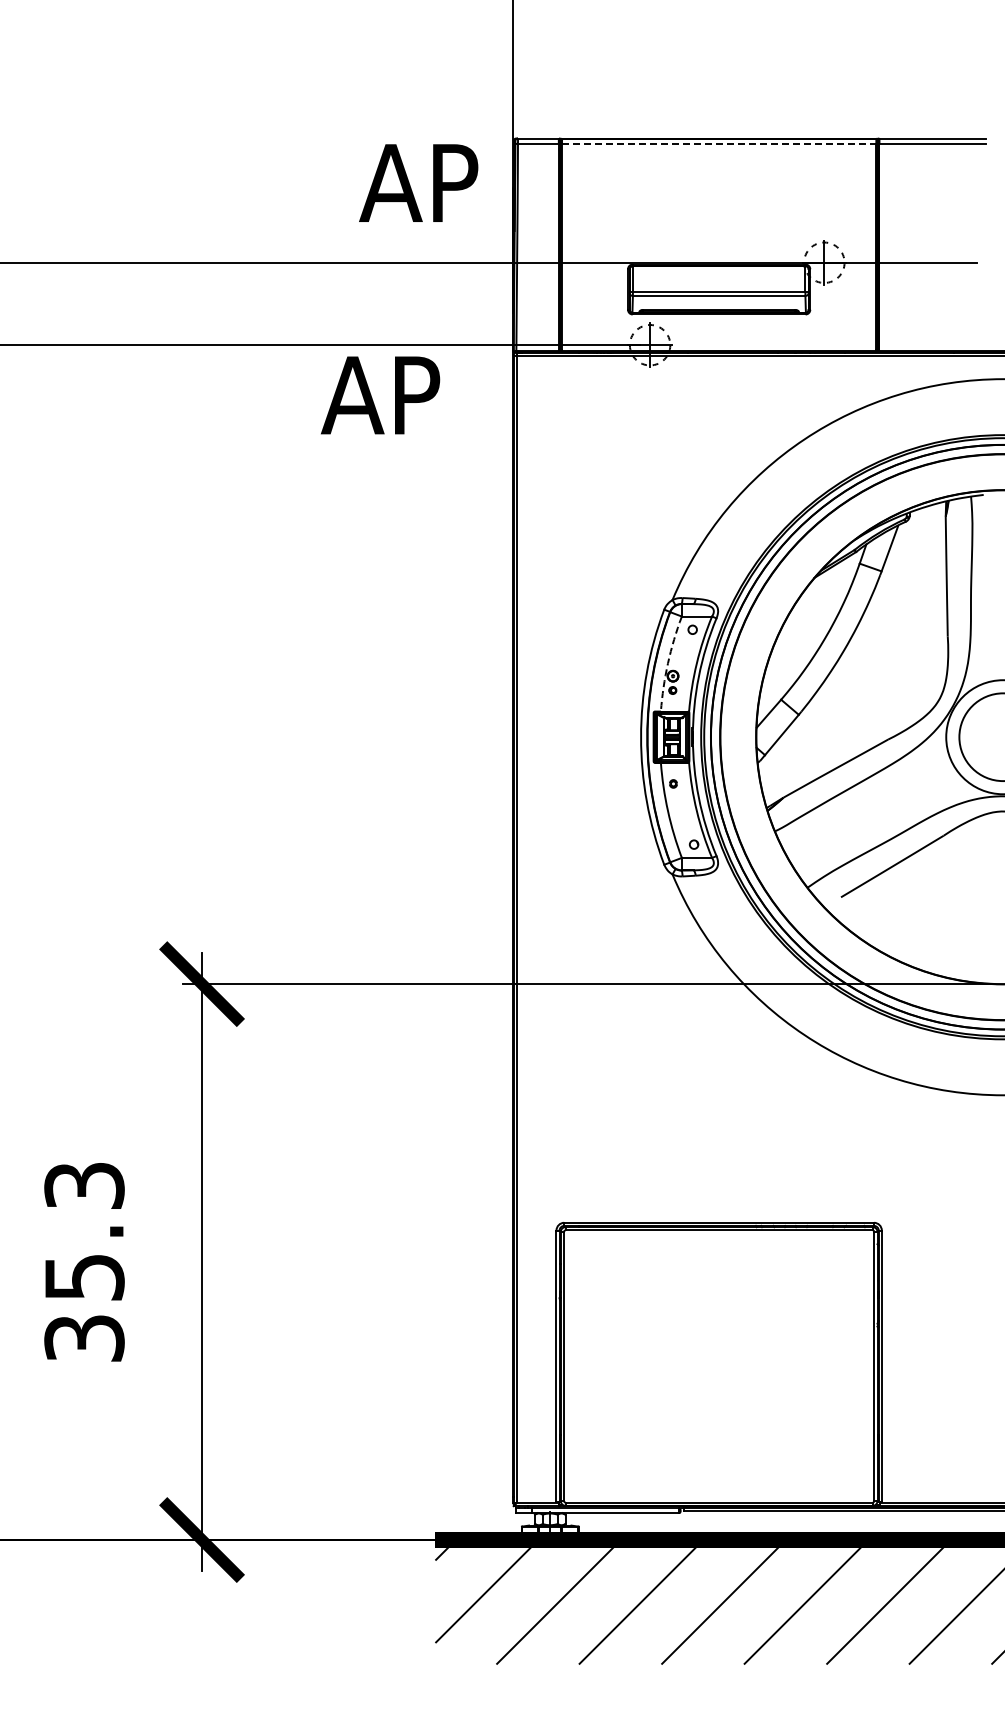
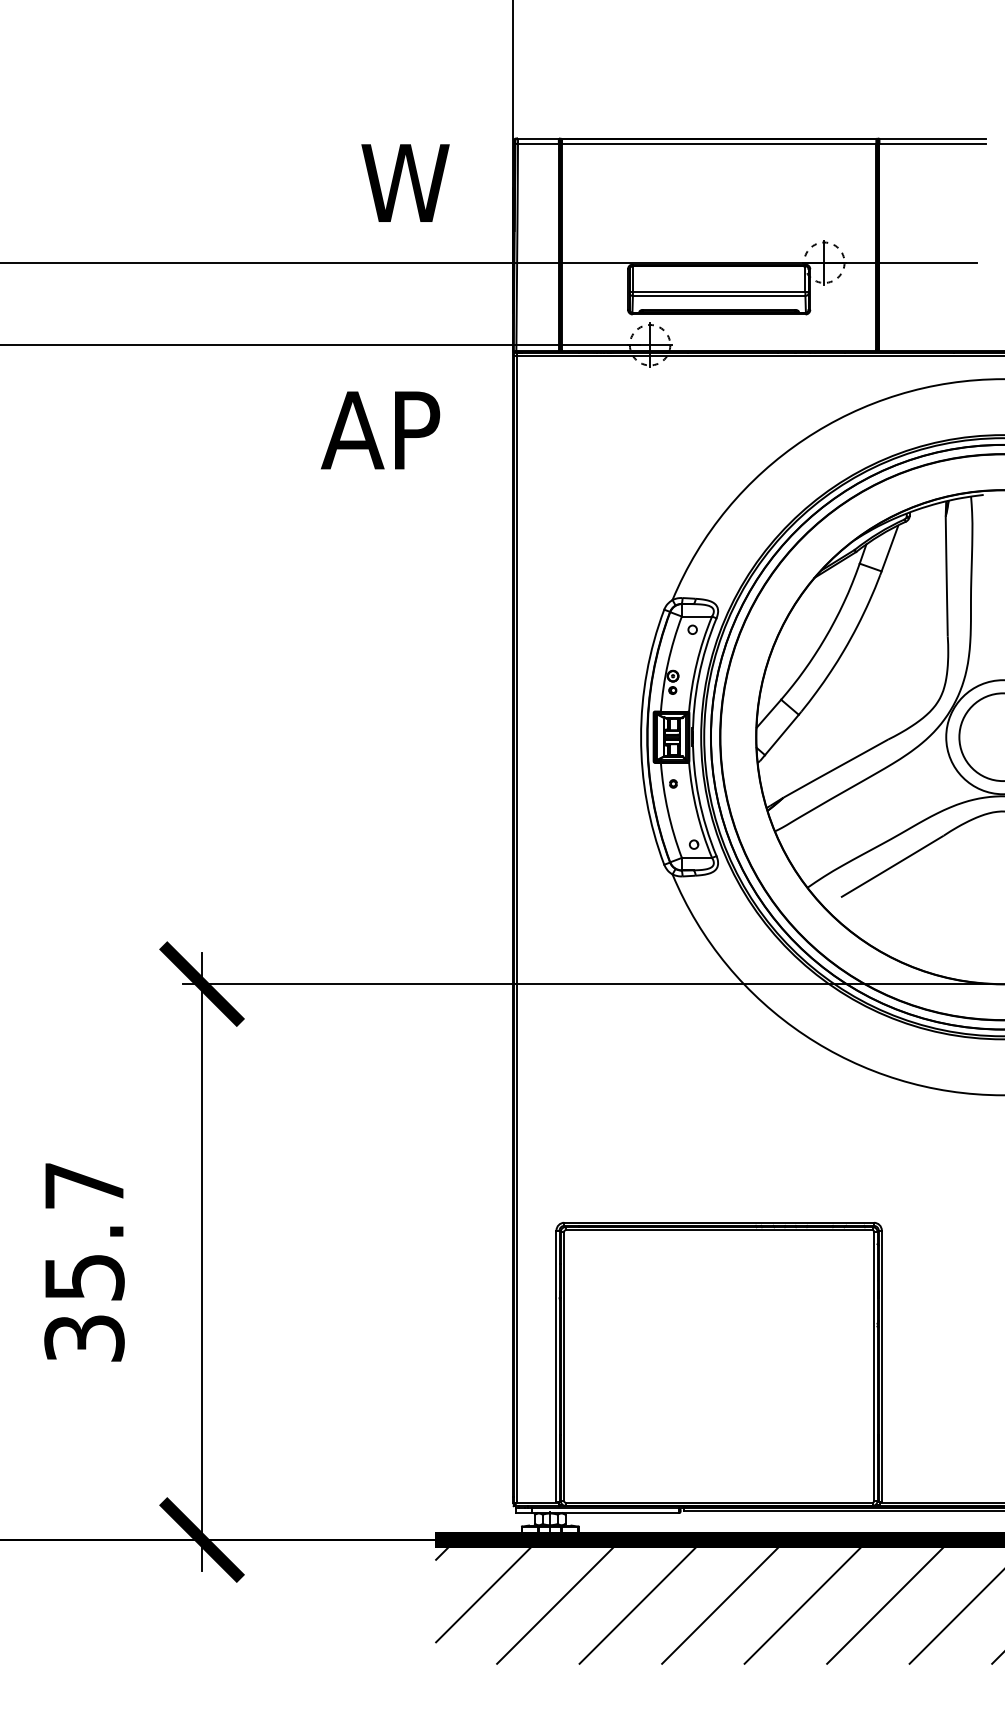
line: dashed -> solid (719, 143)
text: AP -> W (418, 182)
text position: (380, 395) -> (380, 430) (380, 430)
arc: dashed -> solid (668, 663)
text: 35.3 -> 35.7 (84, 1185)
